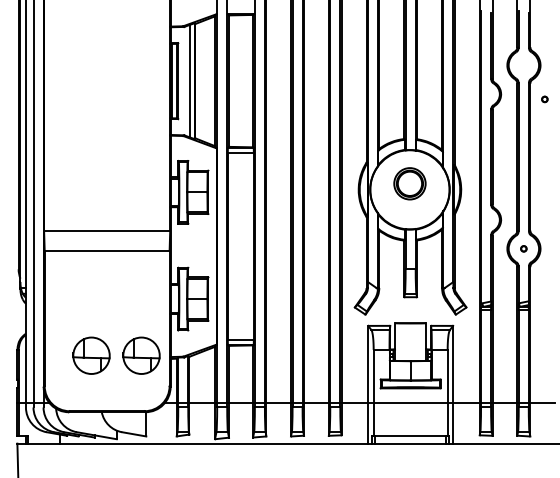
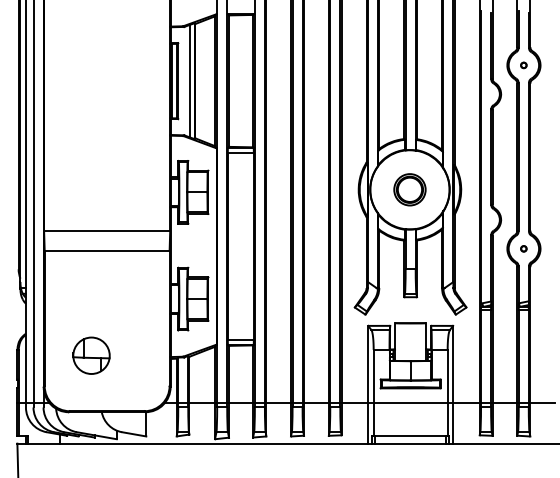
part position: (544, 99) -> (523, 65) (523, 65)
part position: (409, 183) -> (409, 189) (409, 189)
part: present -> none (141, 355)
